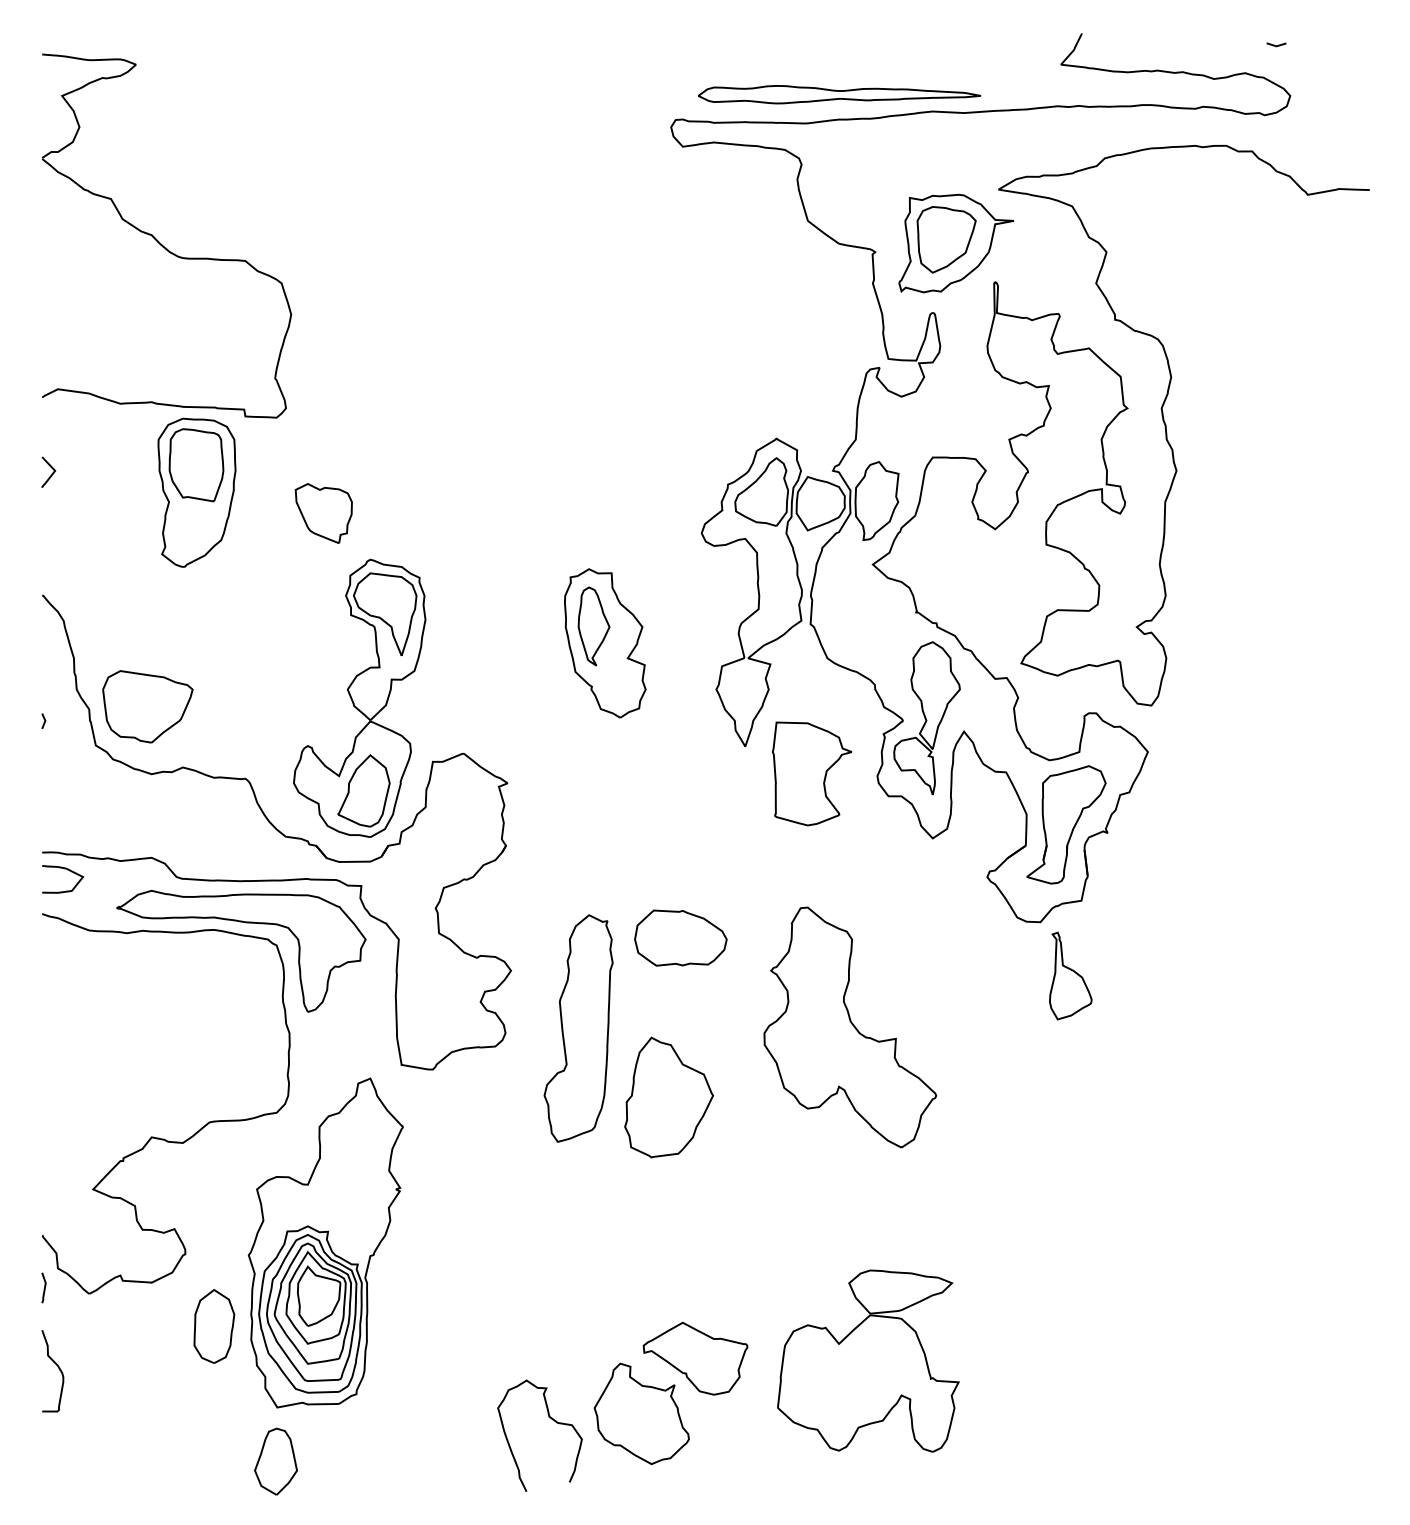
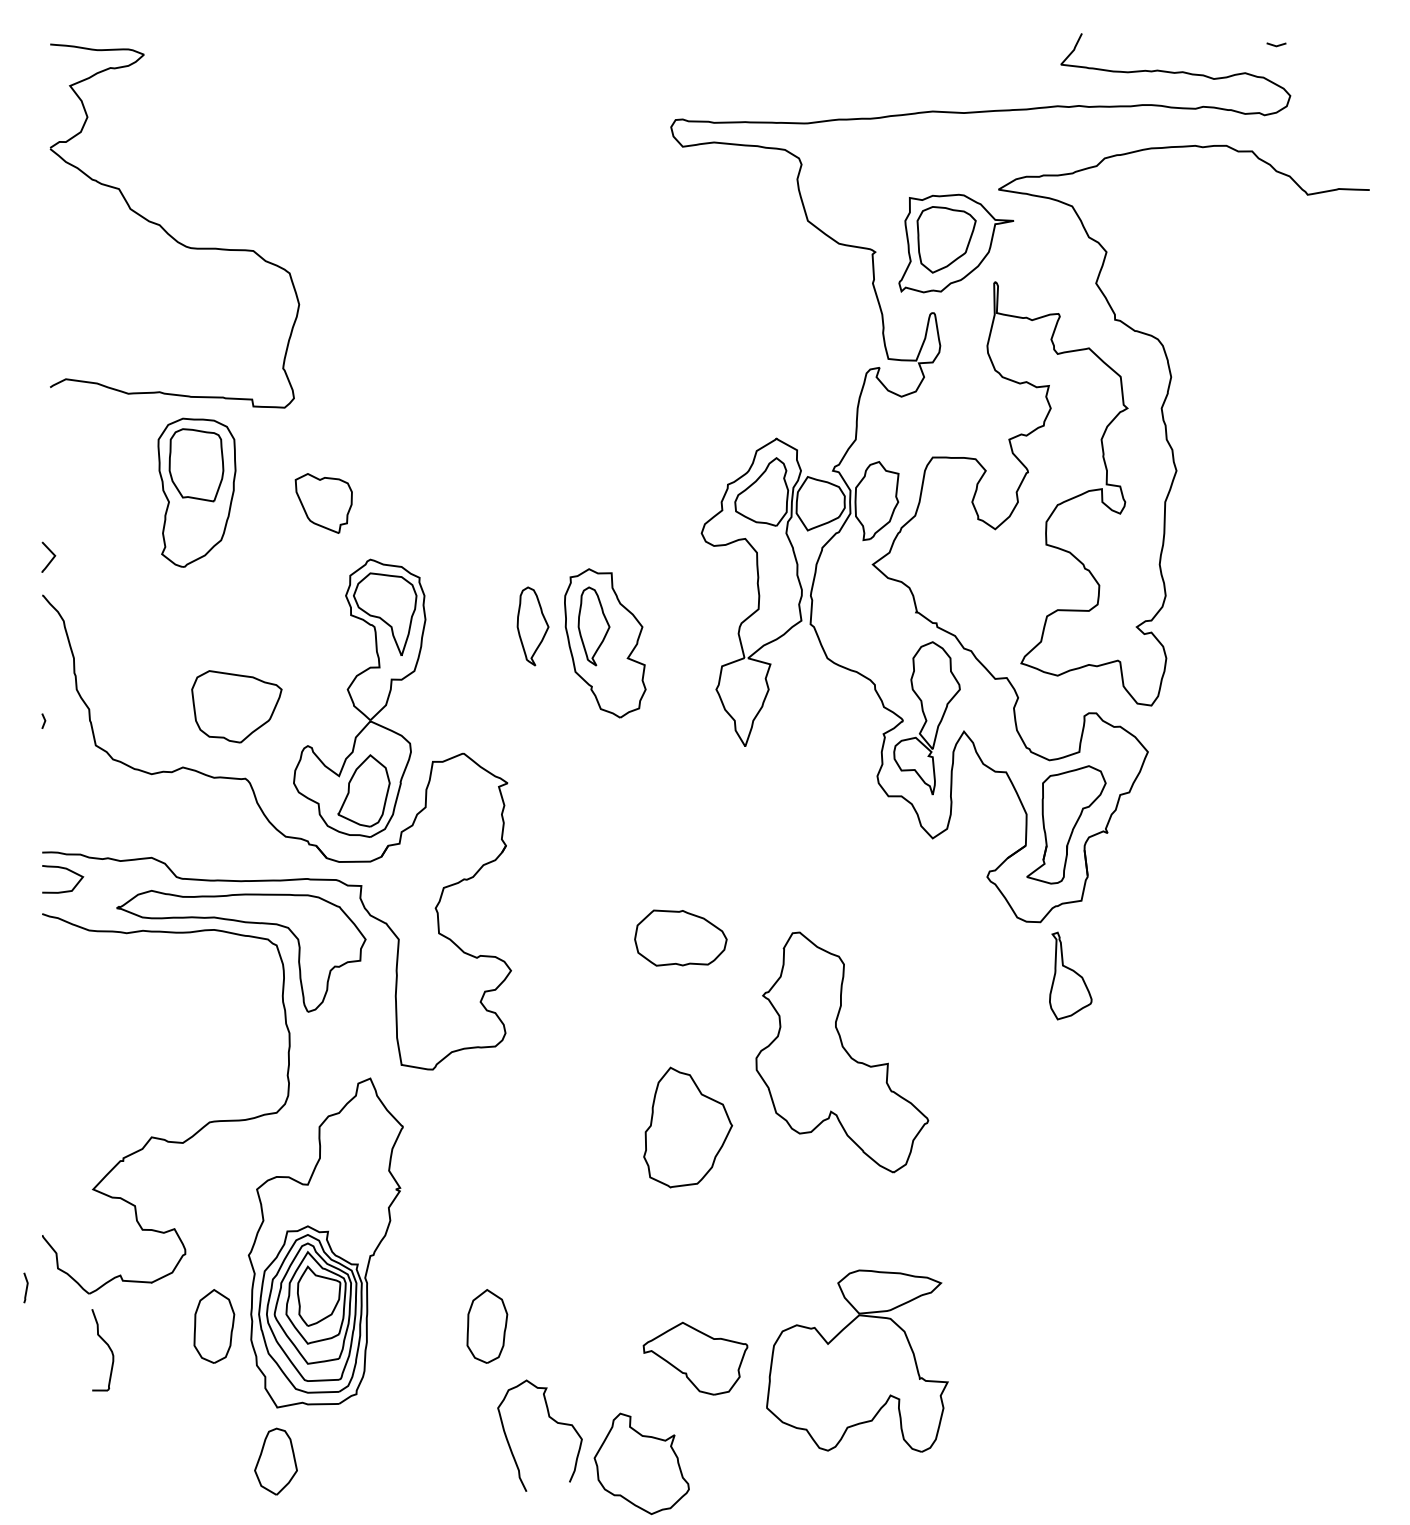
part: present -> none (839, 94)
part position: (159, 241) -> (167, 231) (167, 231)
line position: (51, 473) -> (51, 558) (51, 558)
part position: (323, 513) -> (323, 503) (323, 503)
part: none -> present (532, 626)
part position: (147, 706) -> (236, 706) (236, 706)
part: present -> none (812, 773)
part position: (850, 1027) -> (842, 1052) (842, 1052)
part: present -> none (578, 1028)
part position: (669, 1097) -> (688, 1127) (688, 1127)
line position: (44, 1287) -> (26, 1287) (26, 1287)
part: none -> present (487, 1326)
part position: (868, 1360) -> (857, 1360) (857, 1360)
part position: (57, 1367) -> (107, 1346) (107, 1346)
part position: (641, 1413) -> (641, 1463) (641, 1463)
